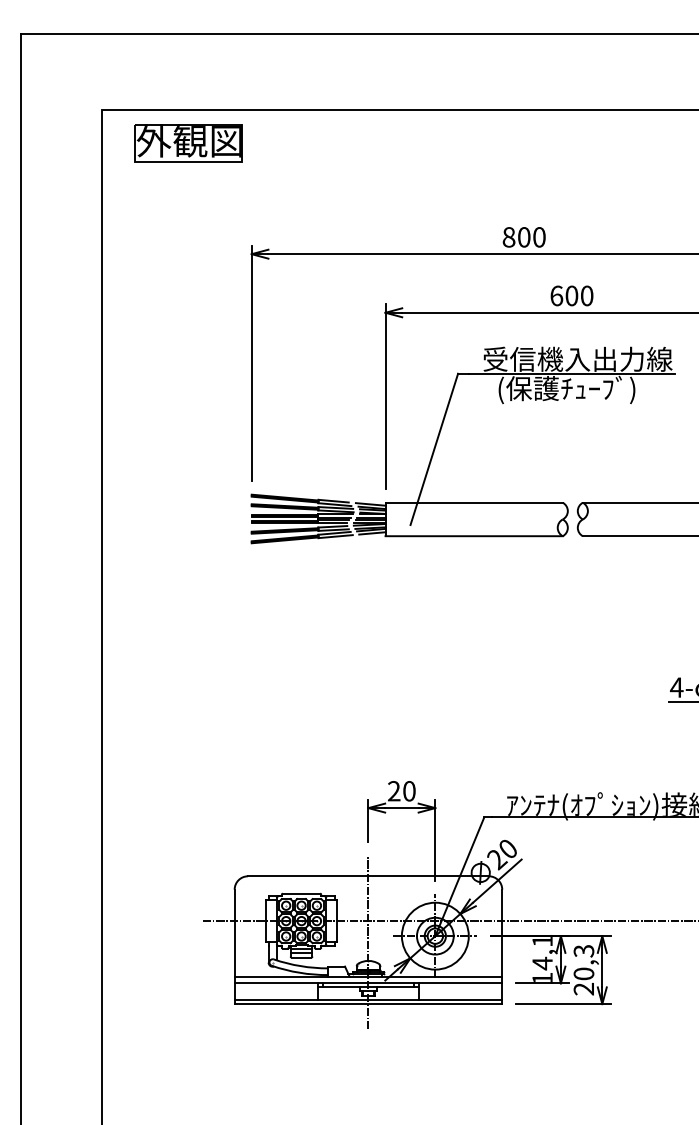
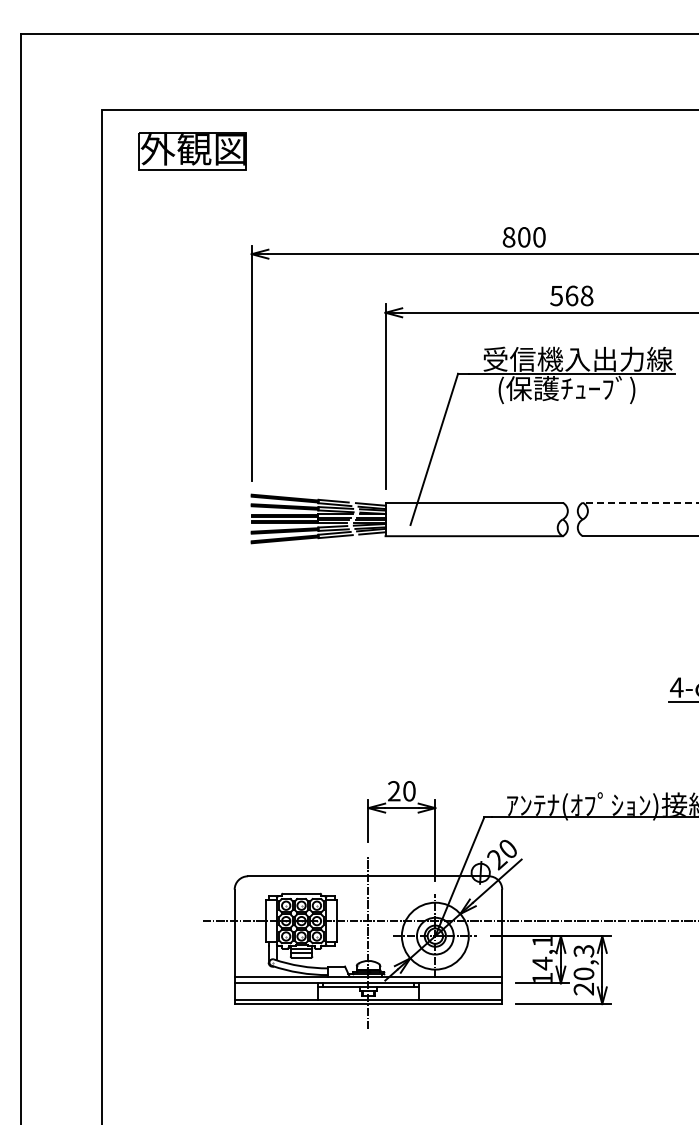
part position: (188, 143) -> (192, 151) (192, 151)
text: 600 -> 568 (571, 295)
line: solid -> dashed (640, 502)
